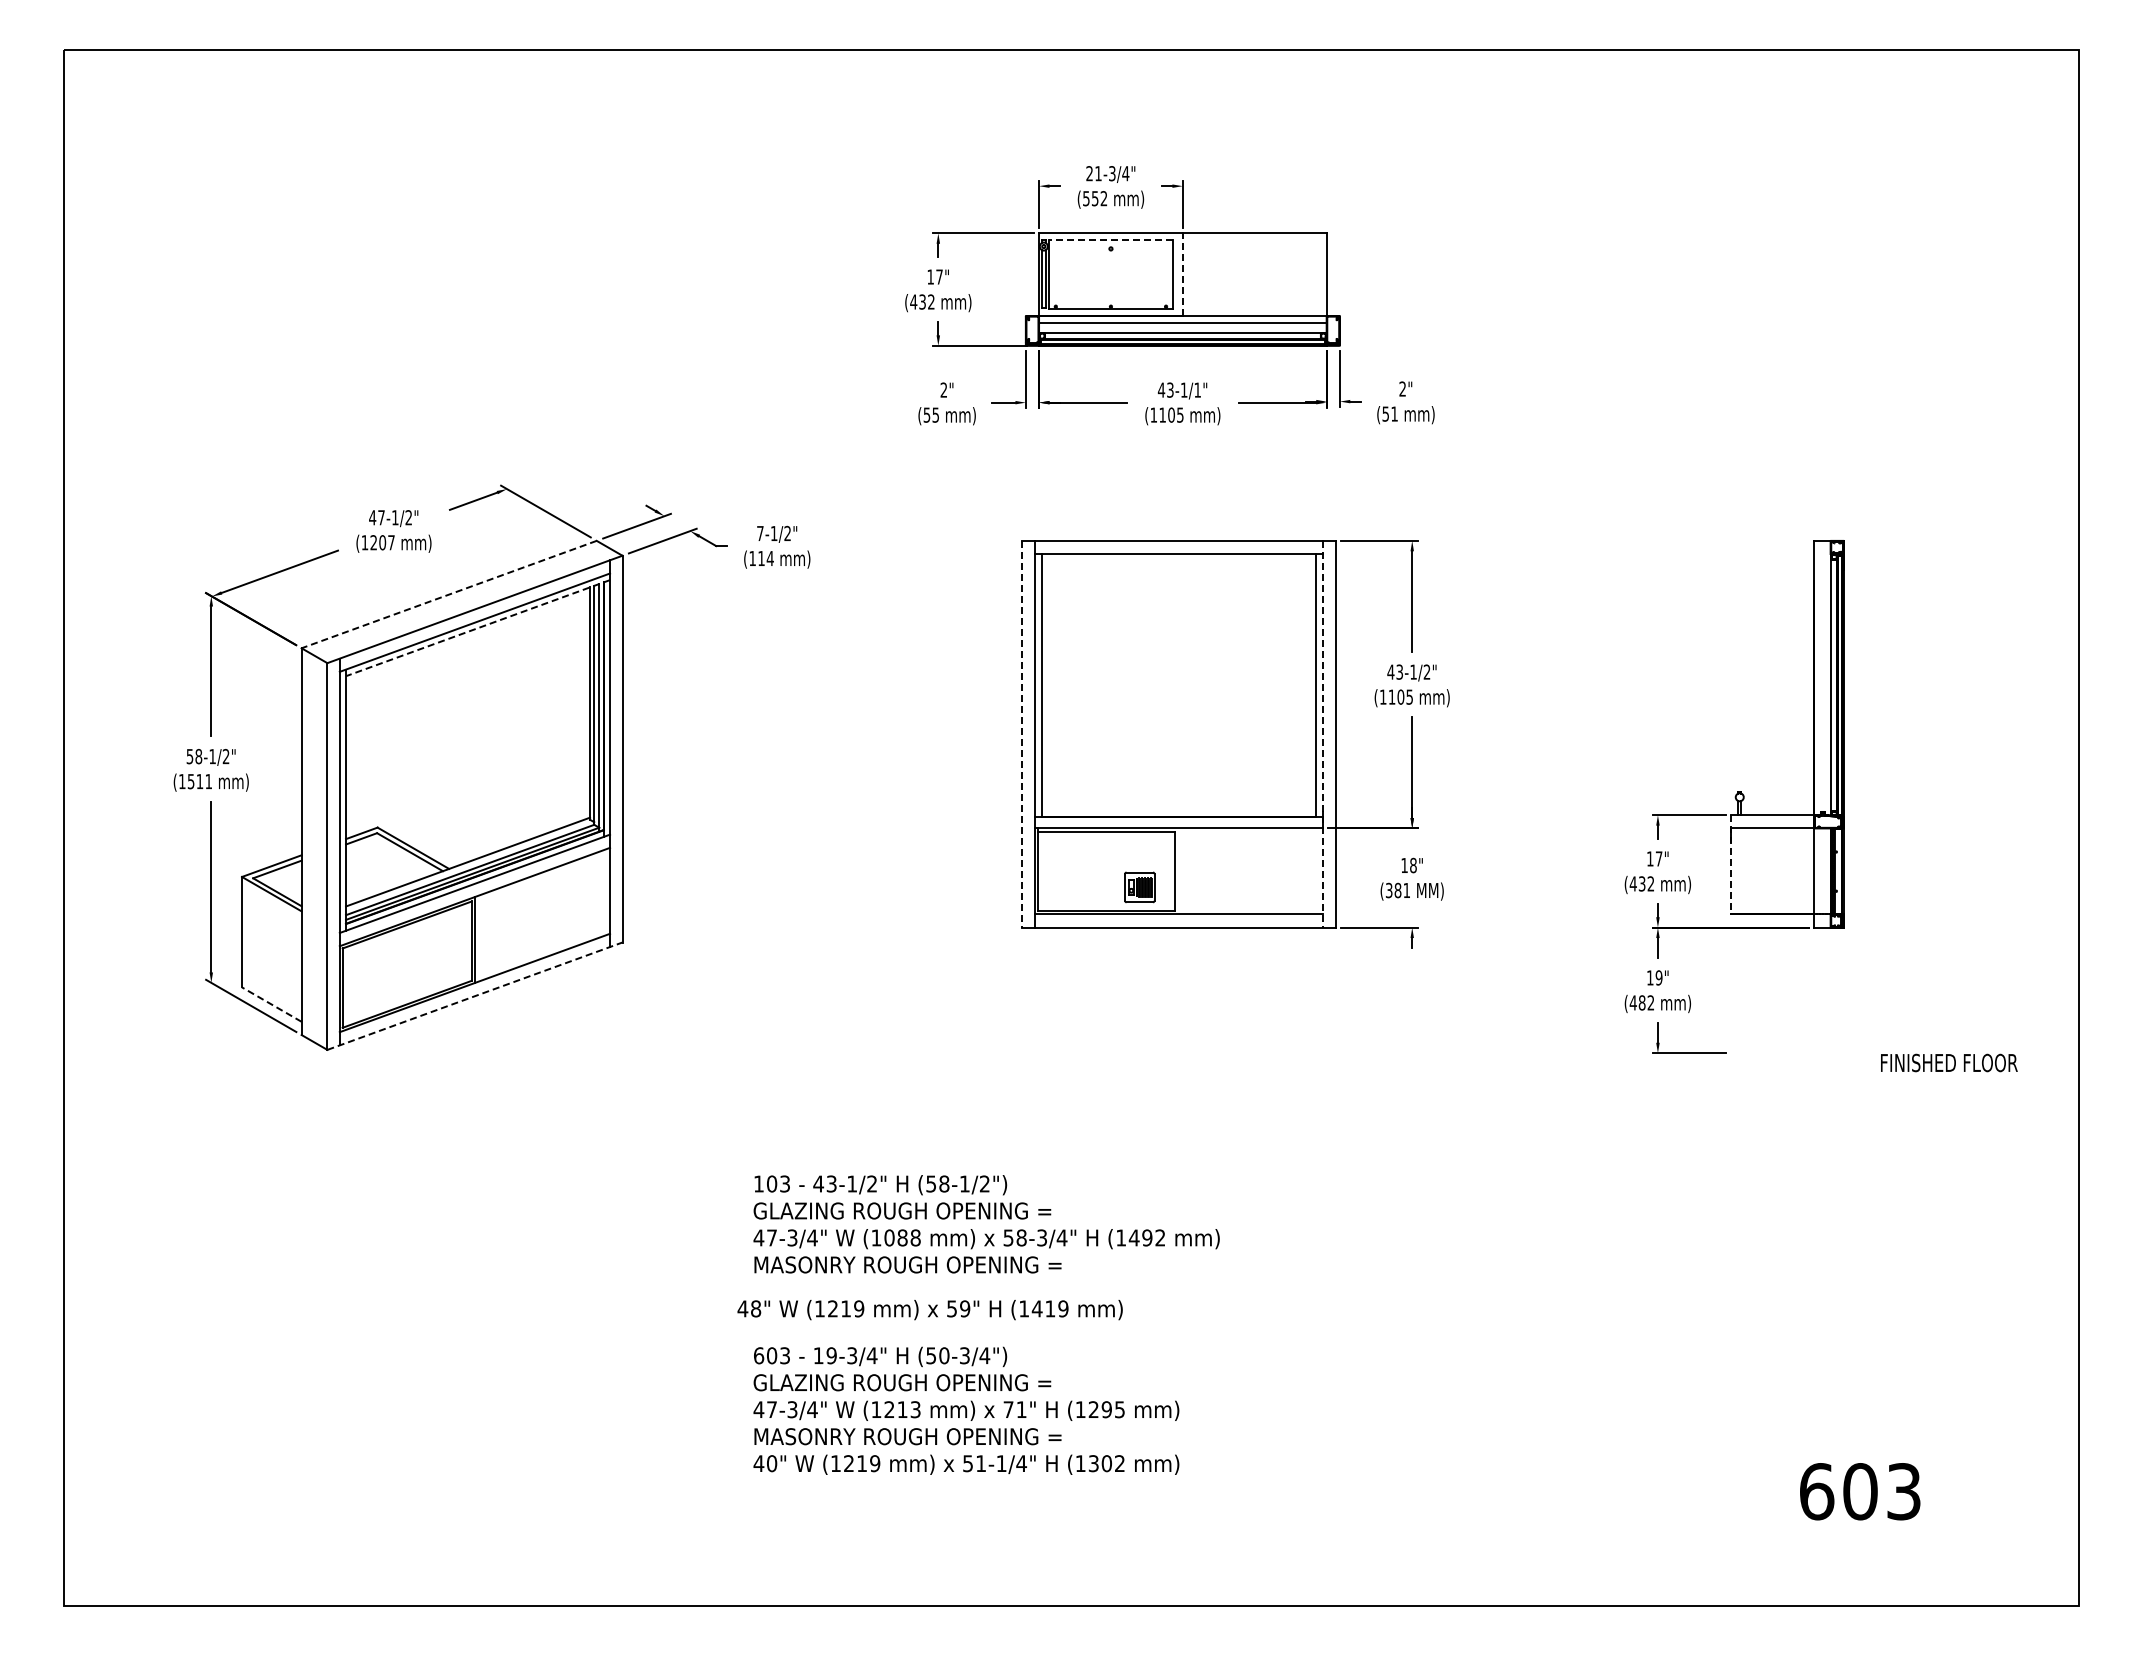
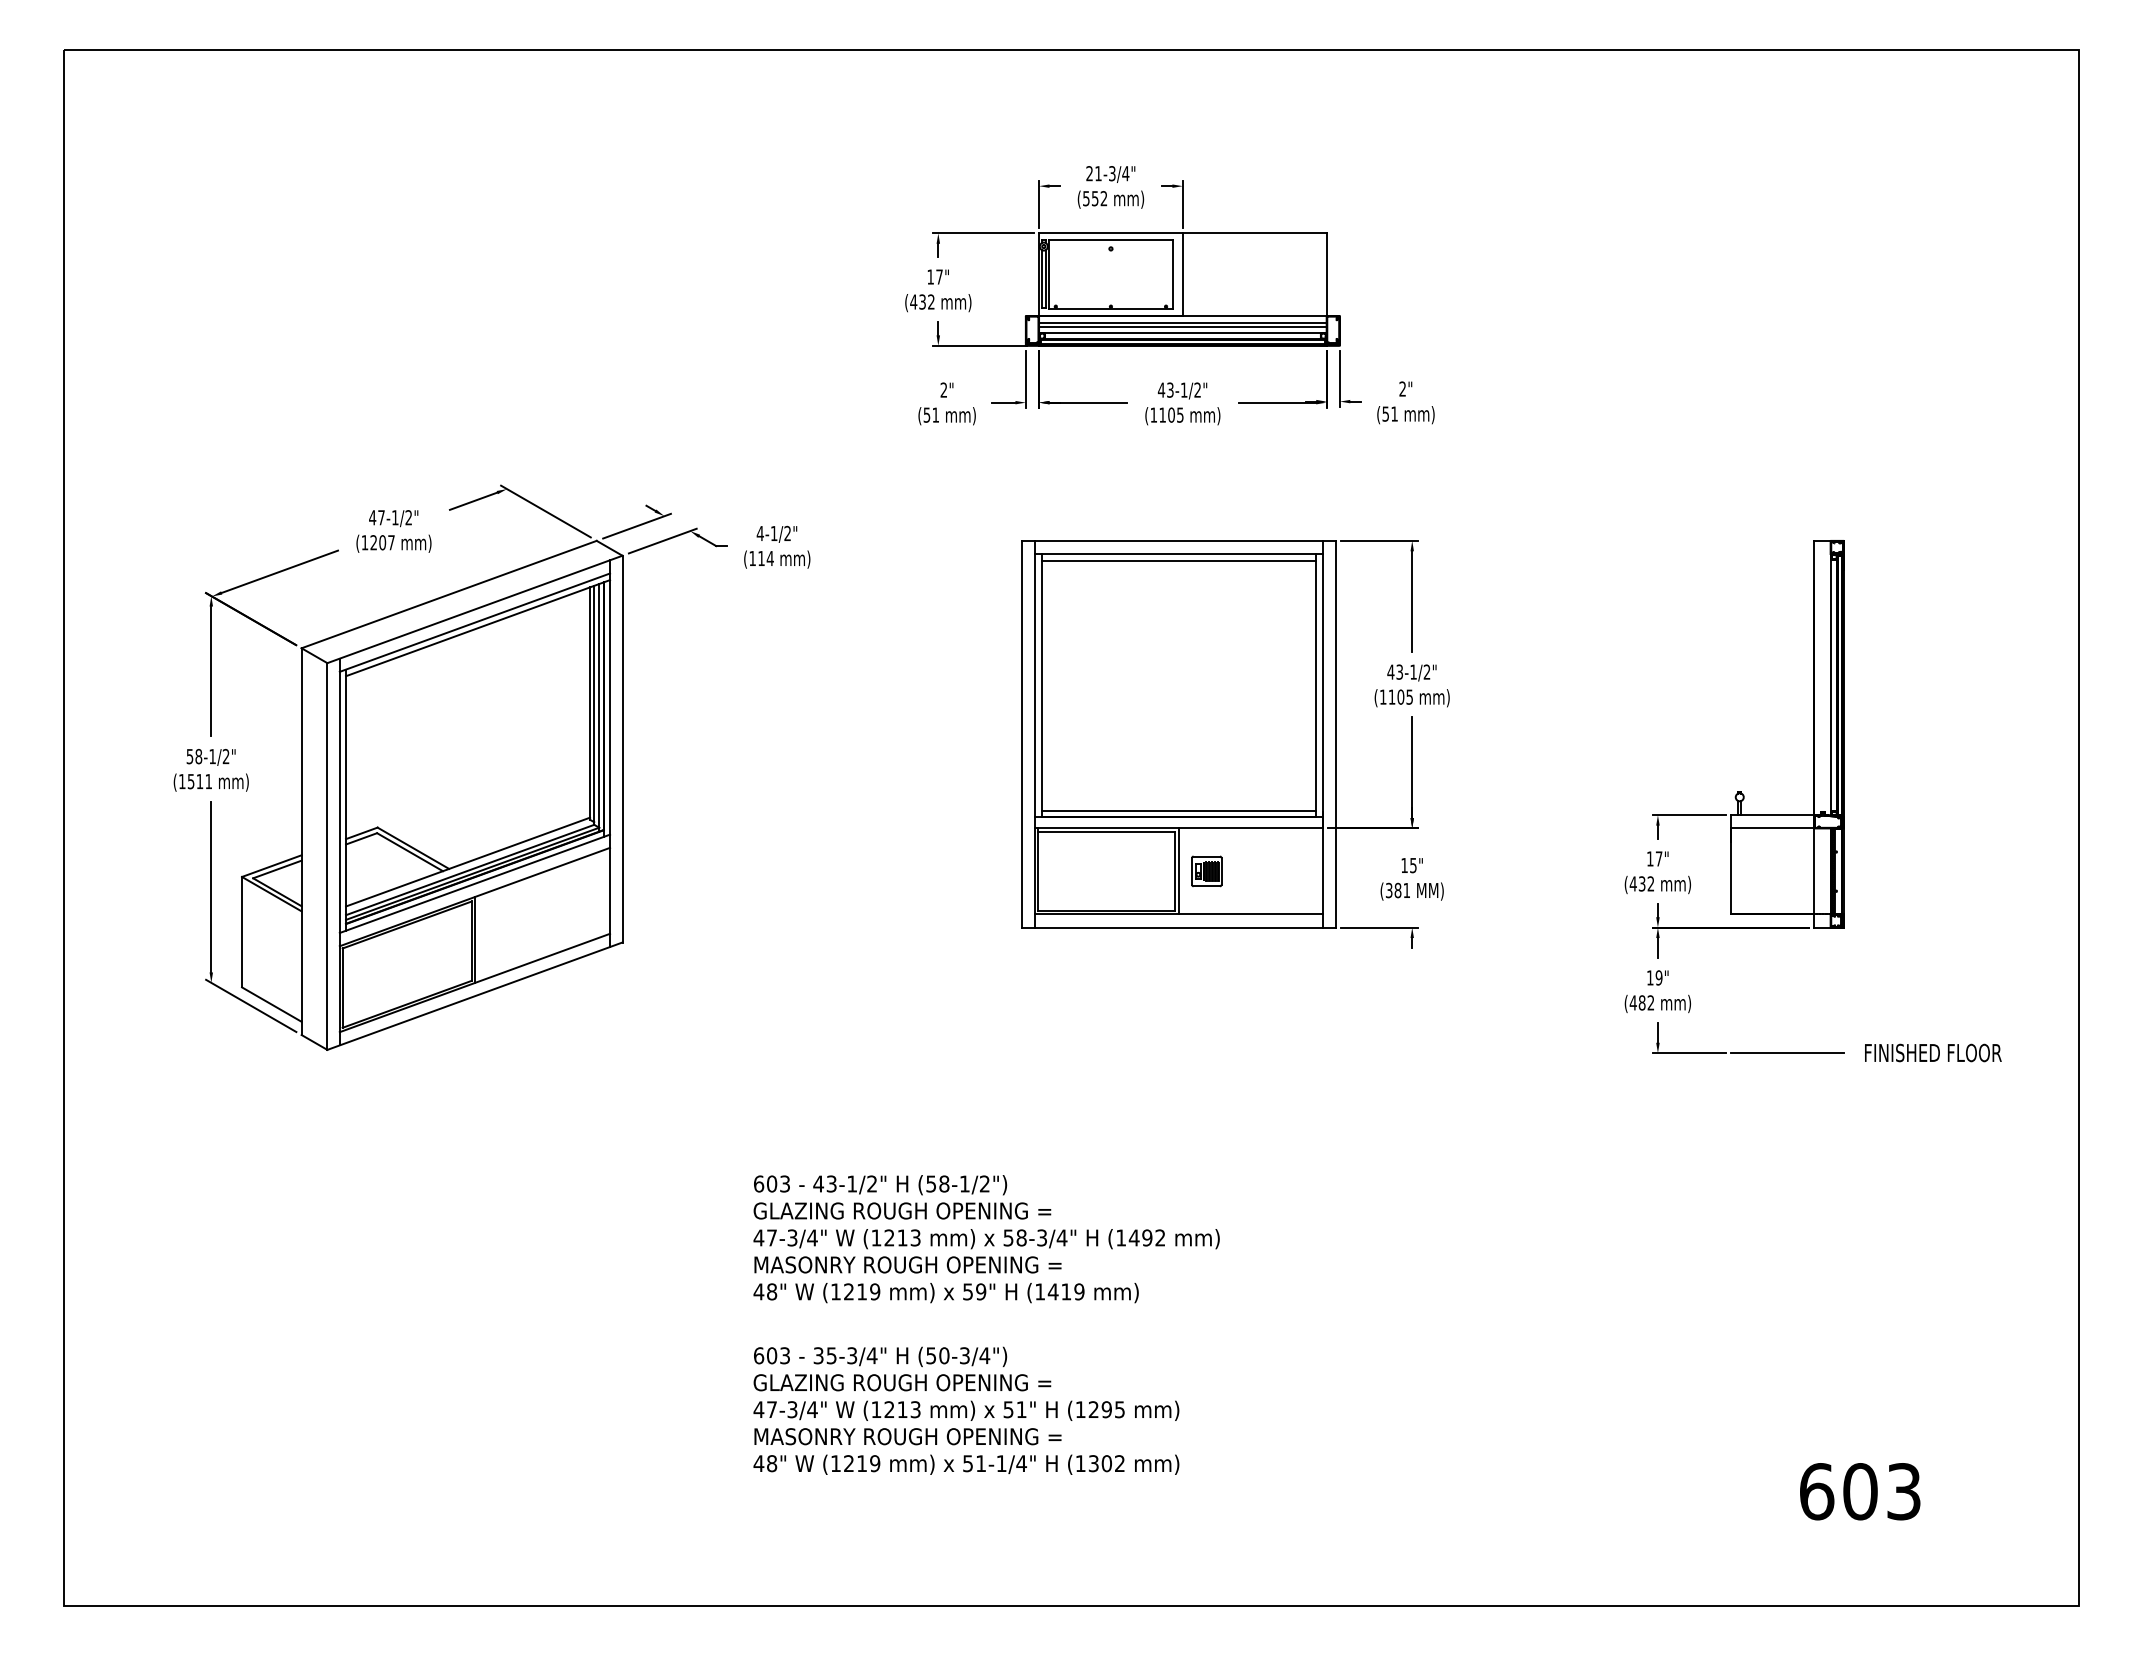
line: dashed -> solid (1110, 240)
line: dashed -> solid (1182, 274)
line: none -> present (1182, 326)
text: 43-1/1" -> 43-1/2" (1197, 389)
text: (55 -> (51 (935, 414)
text: 7-1/2" -> 4-1/2" (759, 533)
line: none -> present (1178, 560)
line: dashed -> solid (448, 594)
line: dashed -> solid (477, 628)
line: dashed -> solid (1021, 734)
line: dashed -> solid (1322, 734)
line: none -> present (1178, 810)
line: dashed -> solid (1731, 864)
text: 18" -> 15" (1413, 865)
line: none -> present (1178, 871)
part position: (1139, 887) -> (1206, 871) (1206, 871)
line: dashed -> solid (475, 996)
line: dashed -> solid (271, 1004)
line: none -> present (1787, 1053)
text position: (1949, 1062) -> (1933, 1052) (1933, 1052)
text: 103 -> 603 (759, 1183)
text: (1088 -> (1213 (902, 1237)
text position: (929, 1310) -> (945, 1293) (945, 1293)
text: 19-3/4" -> 35-3/4" (824, 1355)
text: 71" -> 51" (1008, 1409)
text: 40" -> 48" (772, 1463)
